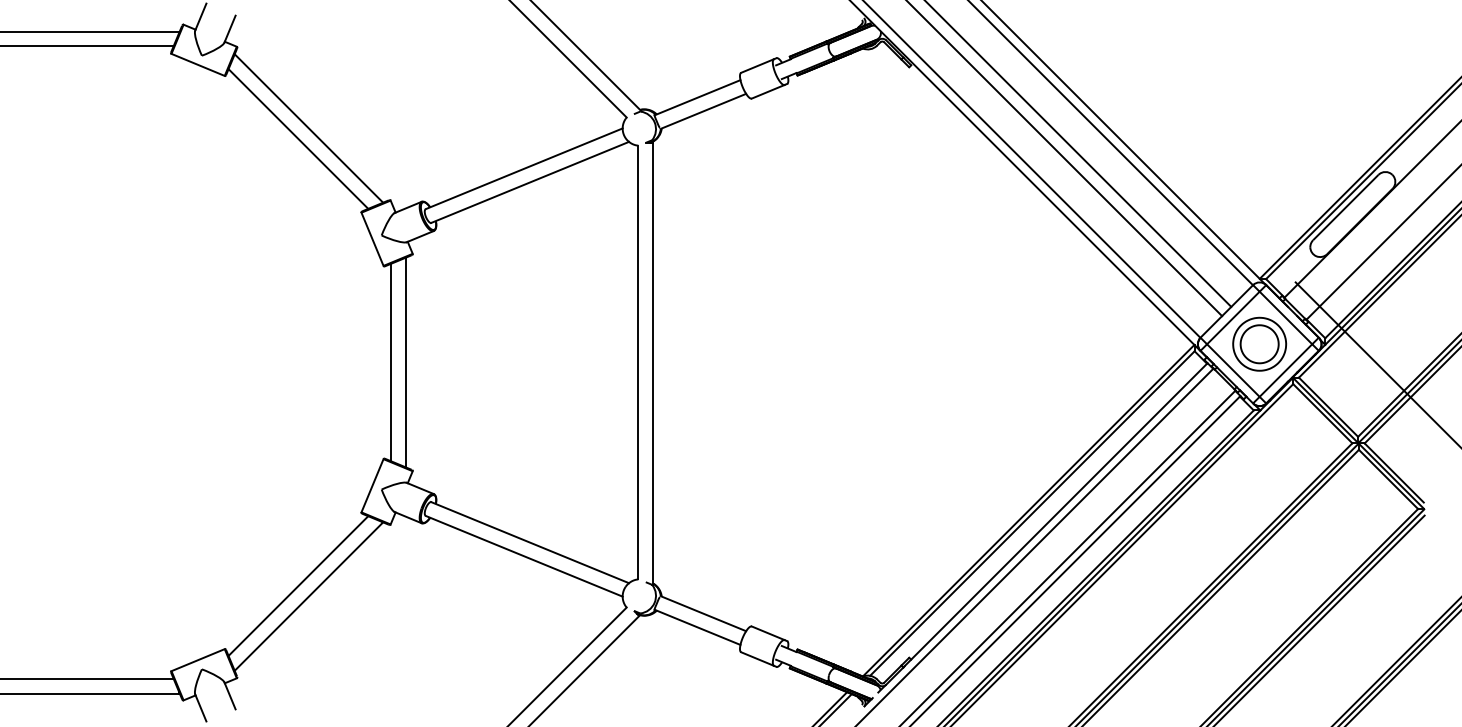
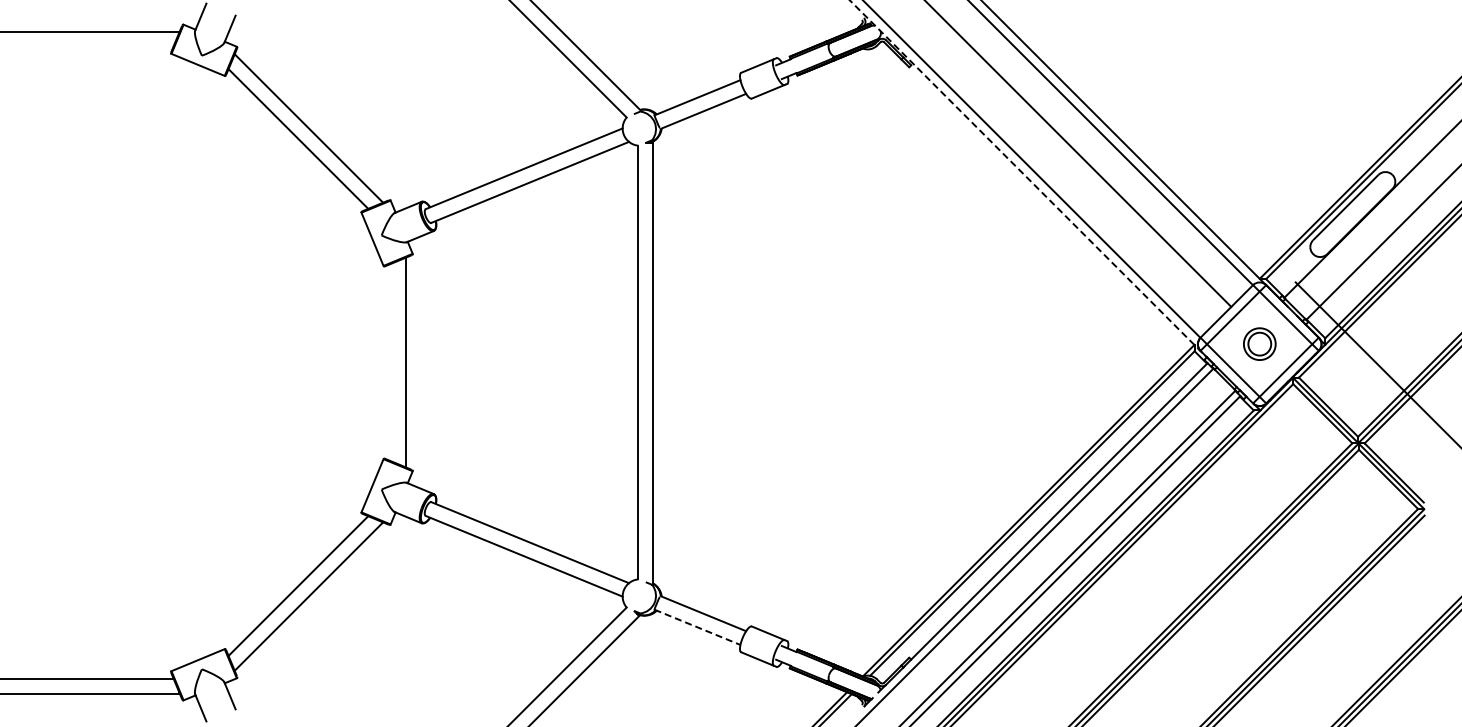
line: present -> none (87, 46)
line: present -> none (1064, 159)
line: solid -> dashed (1028, 179)
part size: 56x56 px -> 34x34 px (1259, 343)
line: present -> none (391, 362)
line: solid -> dashed (698, 627)
